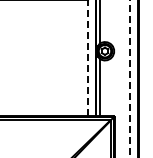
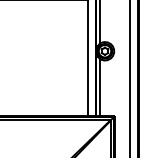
line: dashed -> solid (88, 58)
line: dashed -> solid (130, 78)
